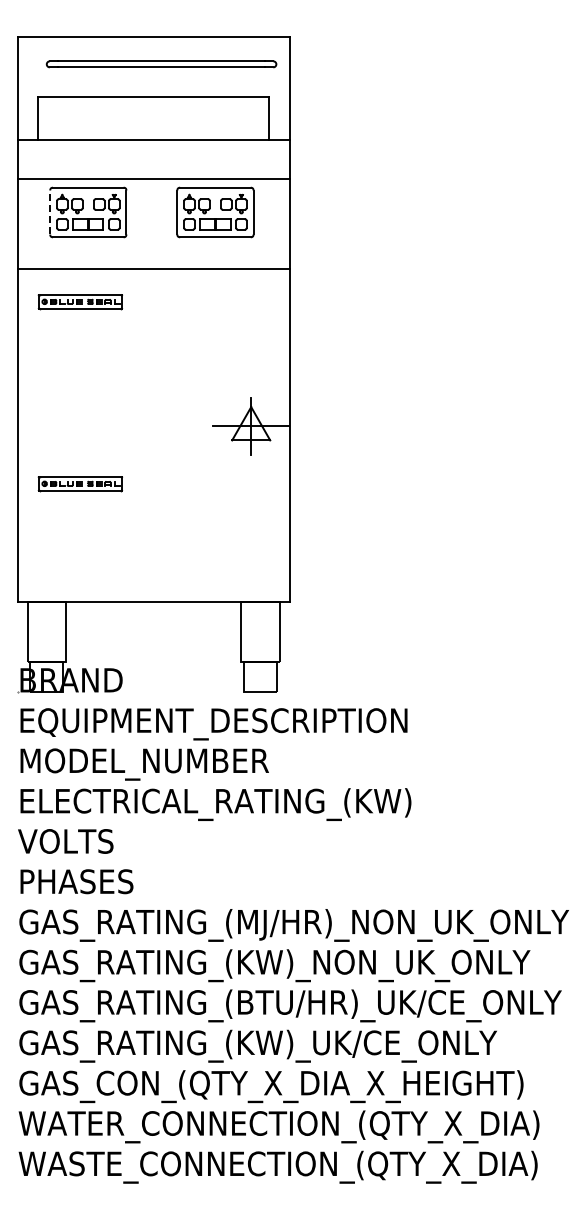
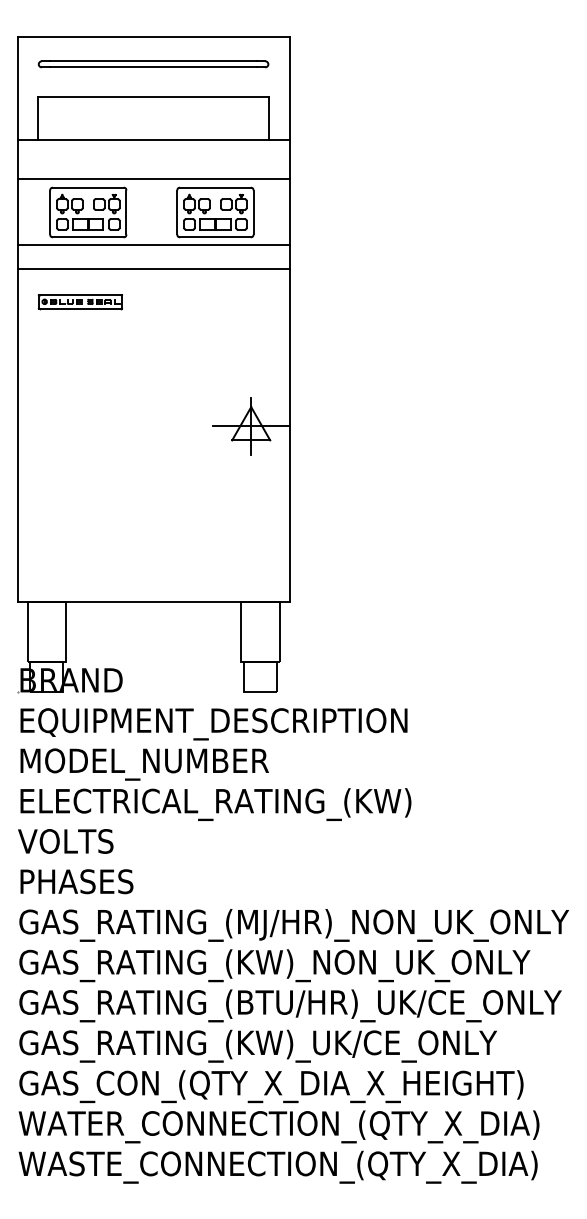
part position: (161, 64) -> (153, 64) (153, 64)
line: dashed -> solid (50, 212)
line: none -> present (153, 245)
part: present -> none (79, 484)
